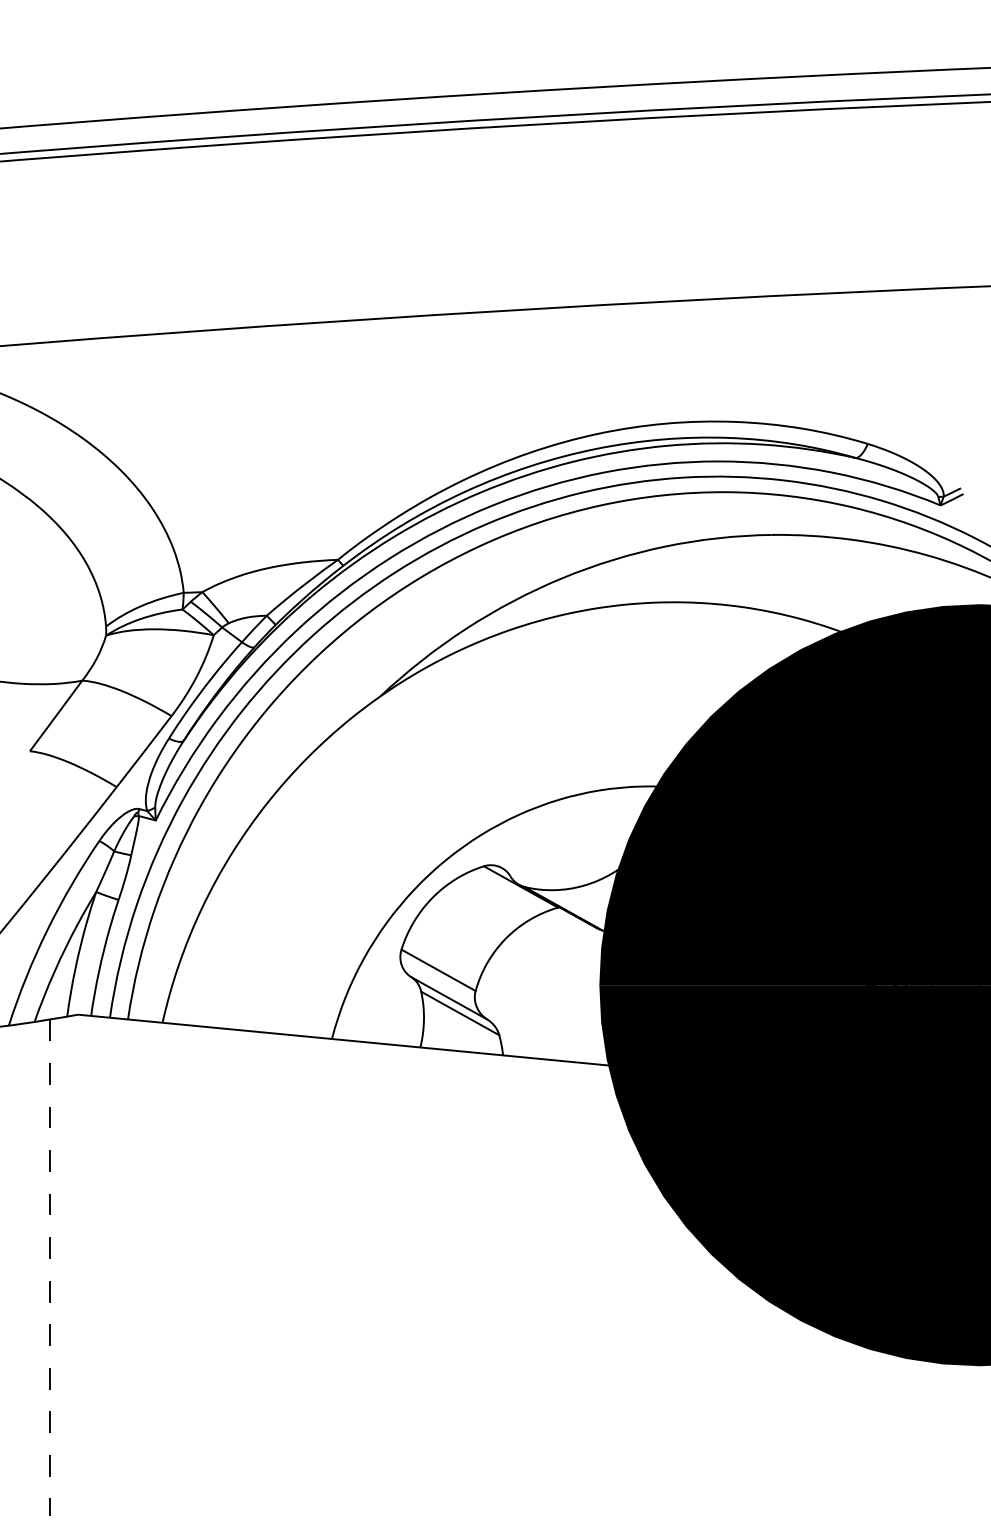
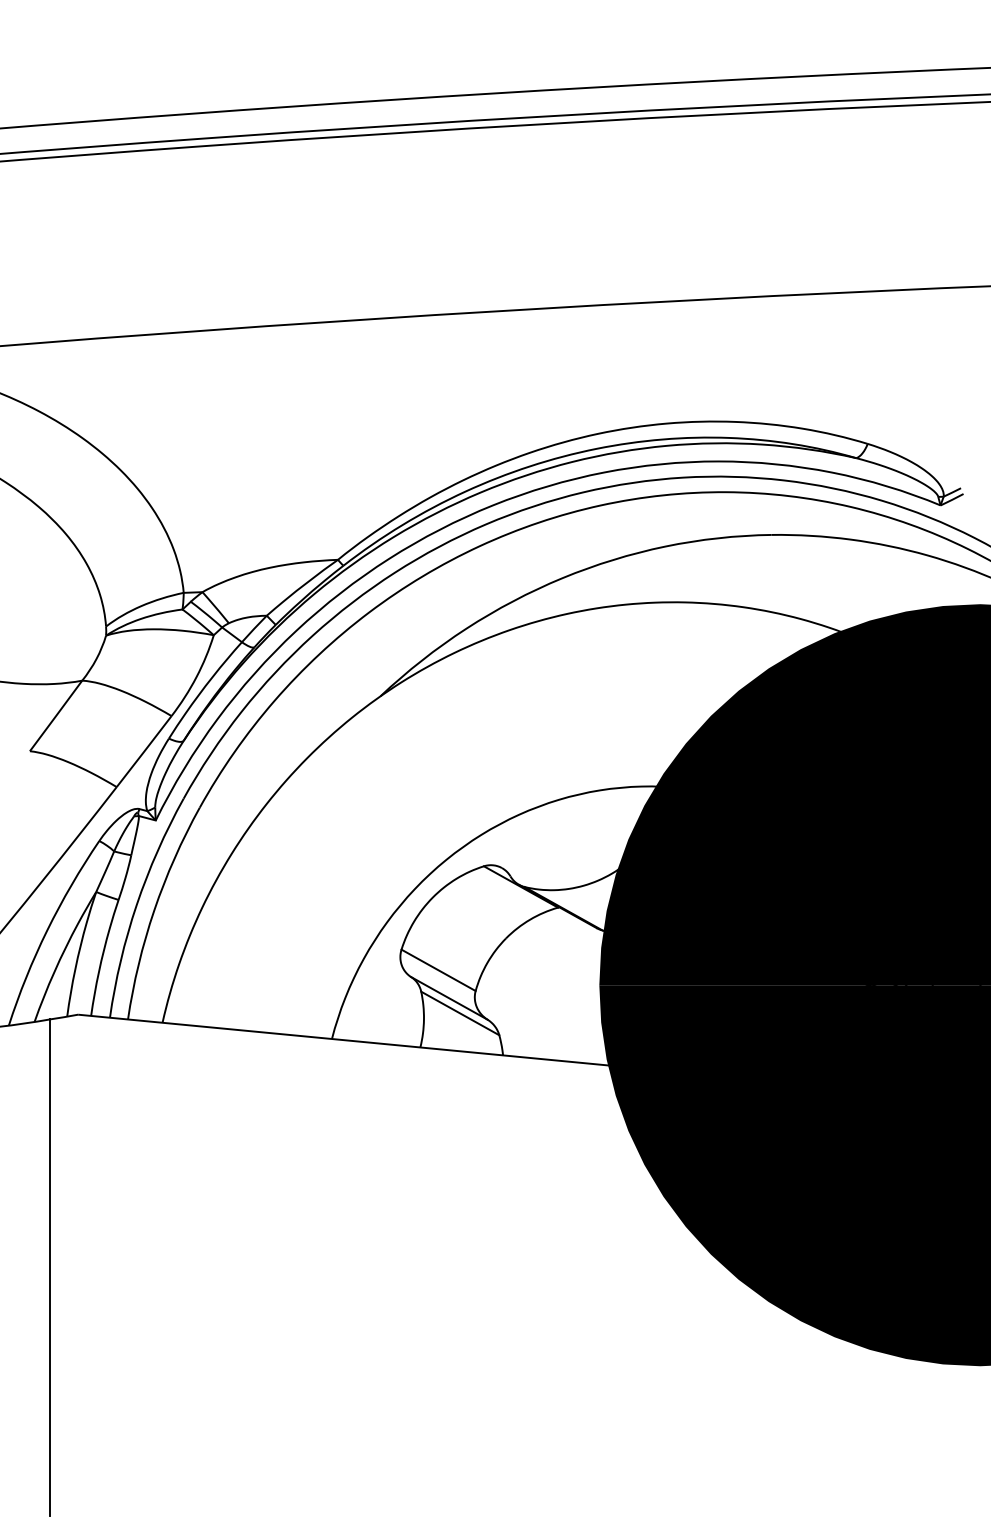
line: dashed -> solid (49, 1268)
